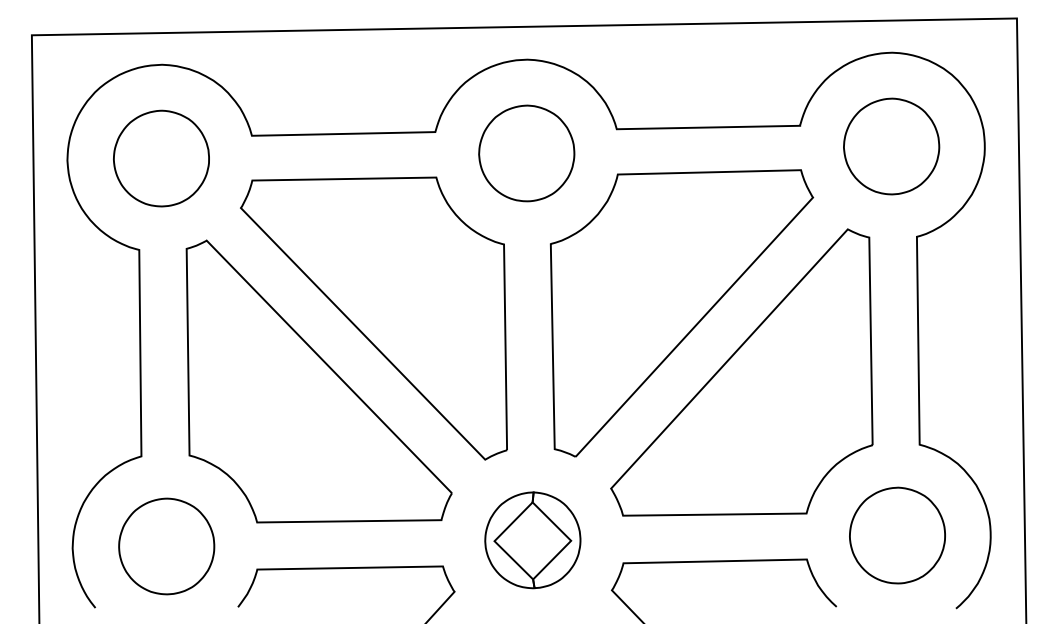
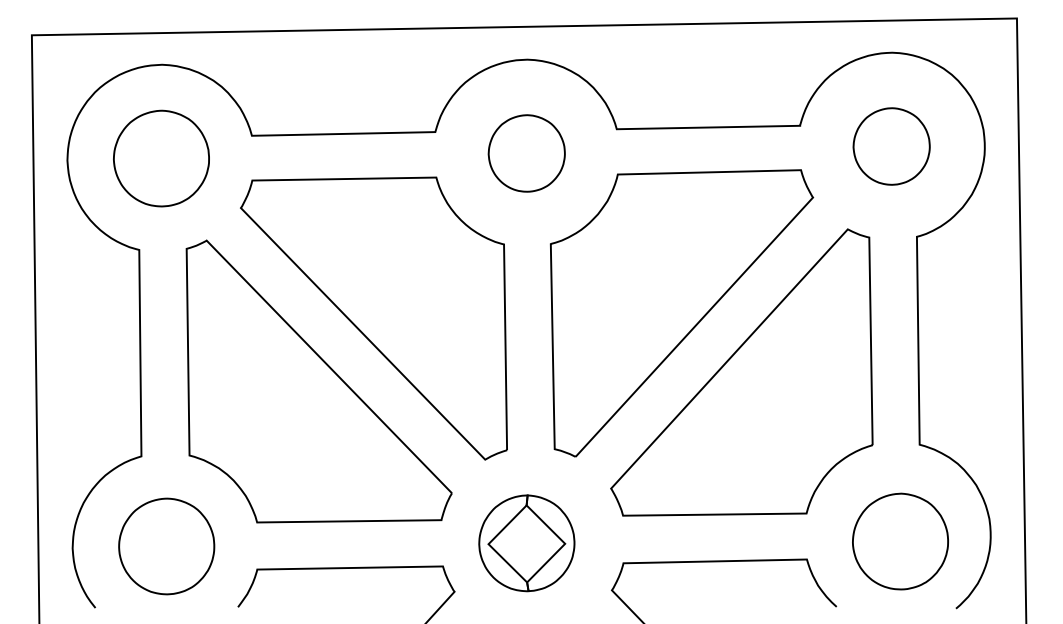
part size: 98x99 px -> 79x79 px (891, 146)
part size: 98x99 px -> 79x79 px (526, 153)
part position: (897, 535) -> (900, 541) (900, 541)
part position: (532, 540) -> (526, 543) (526, 543)
